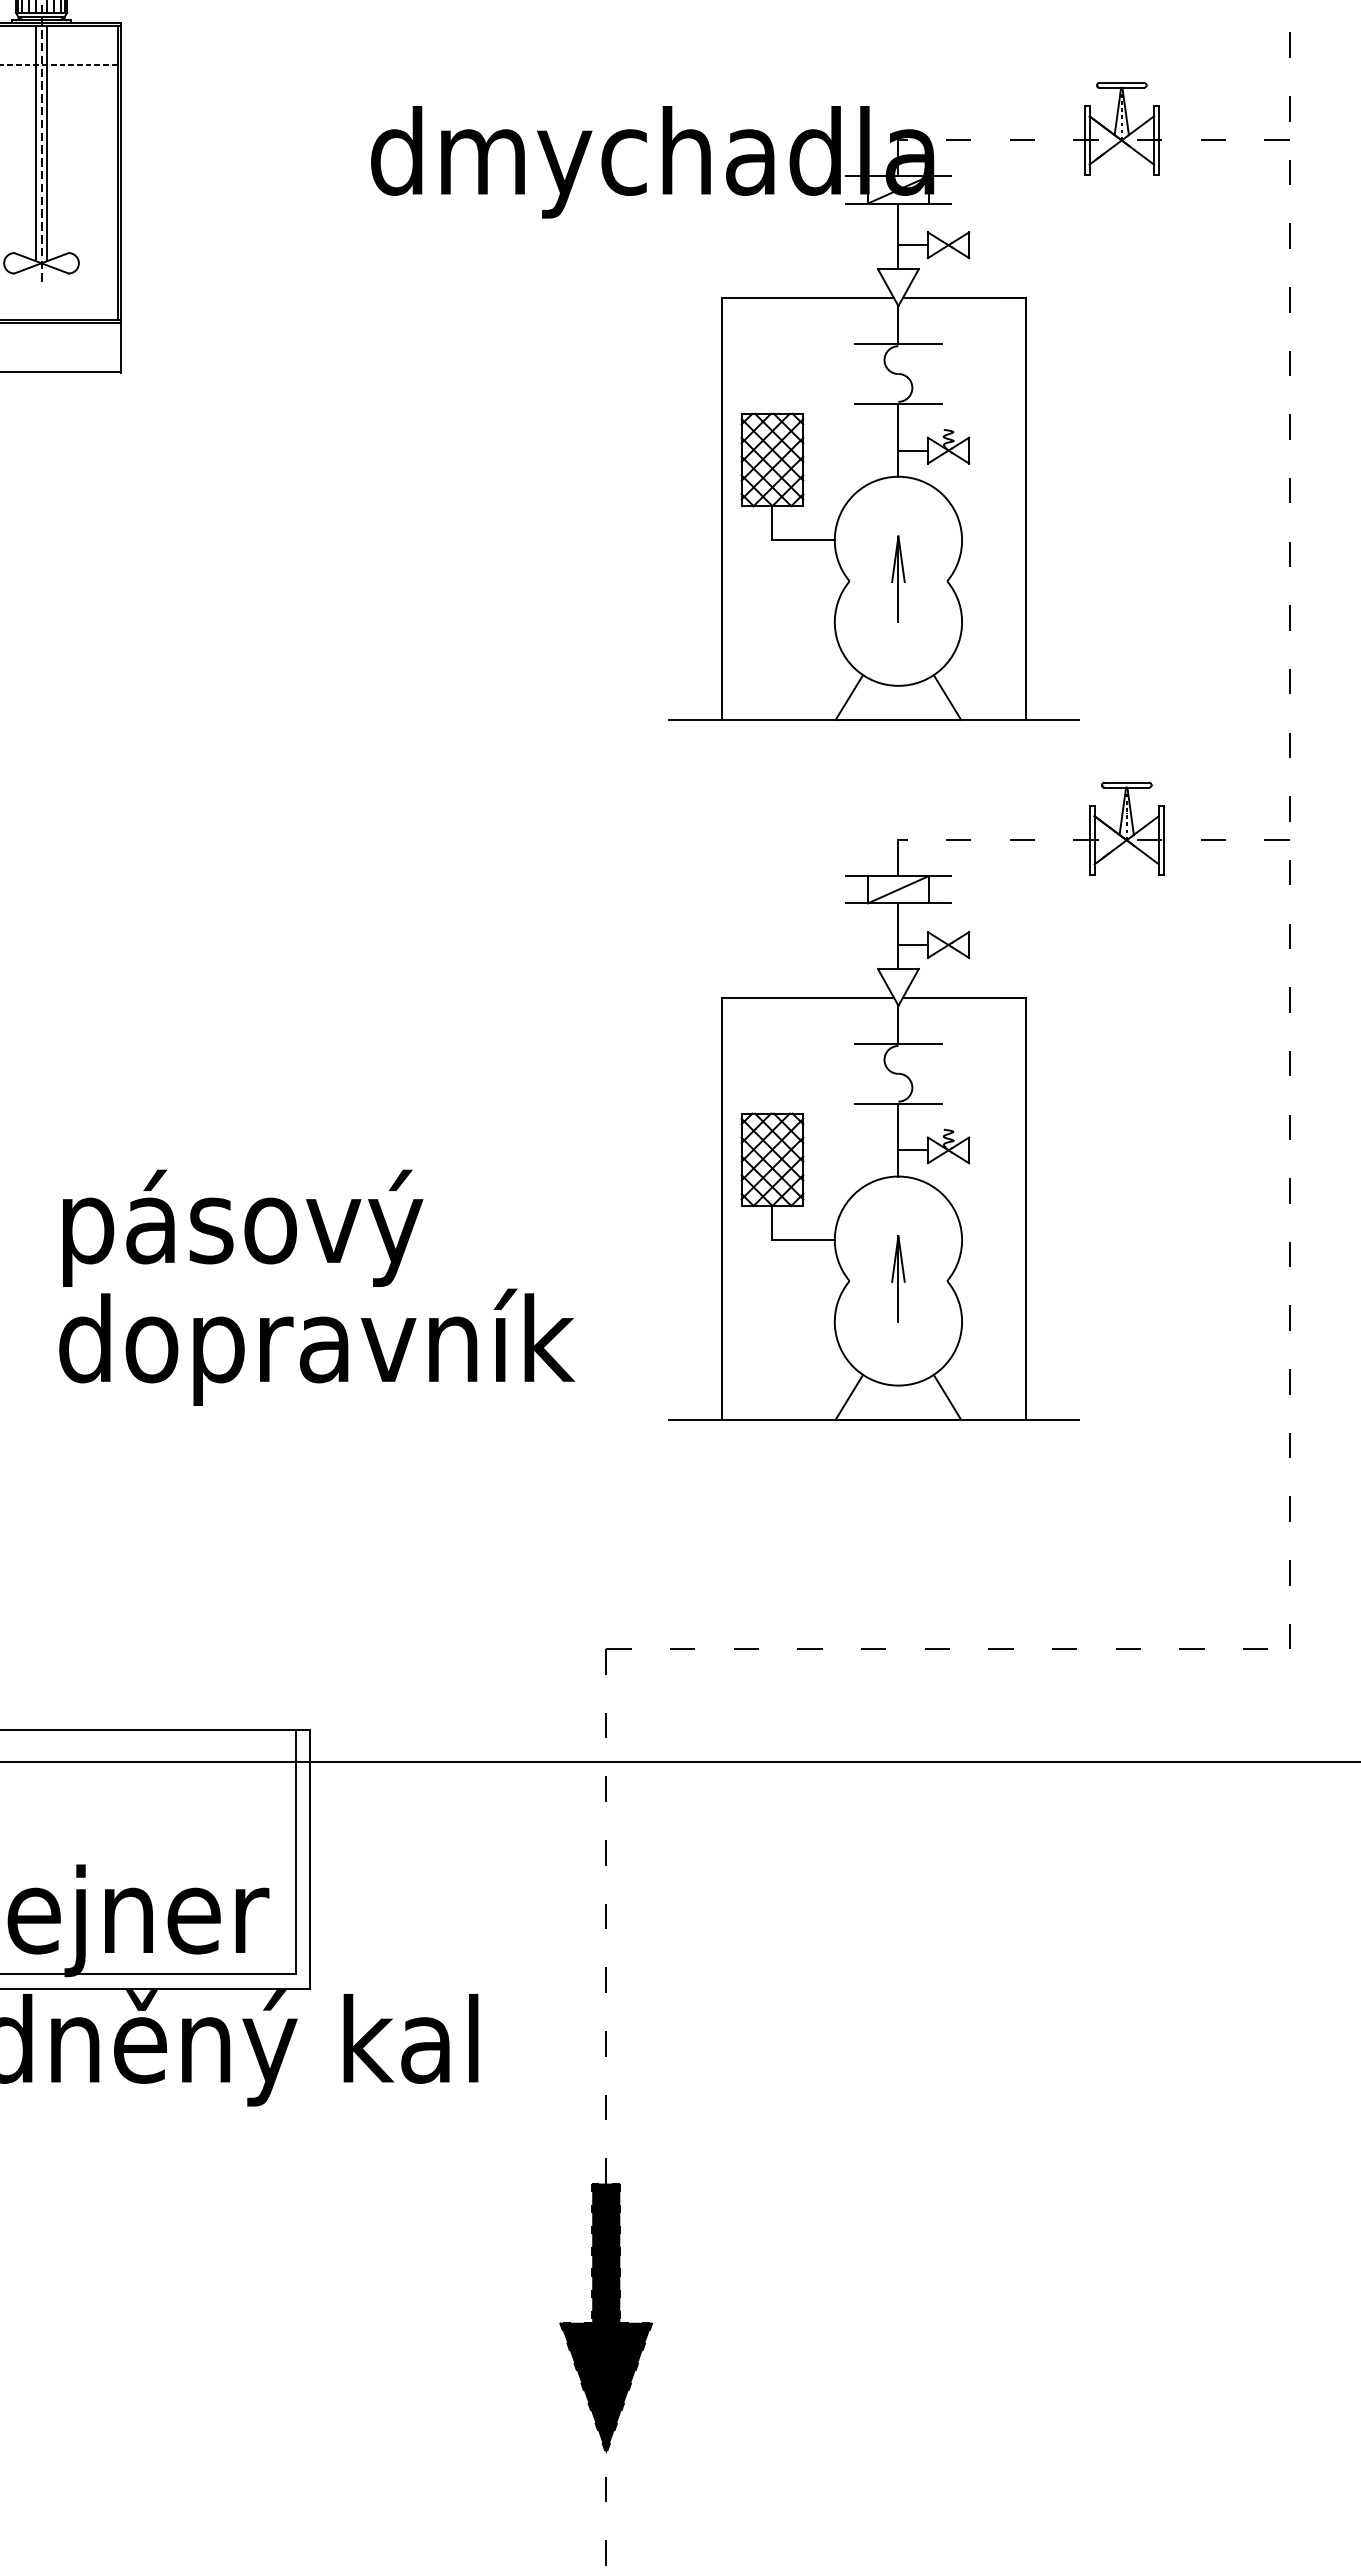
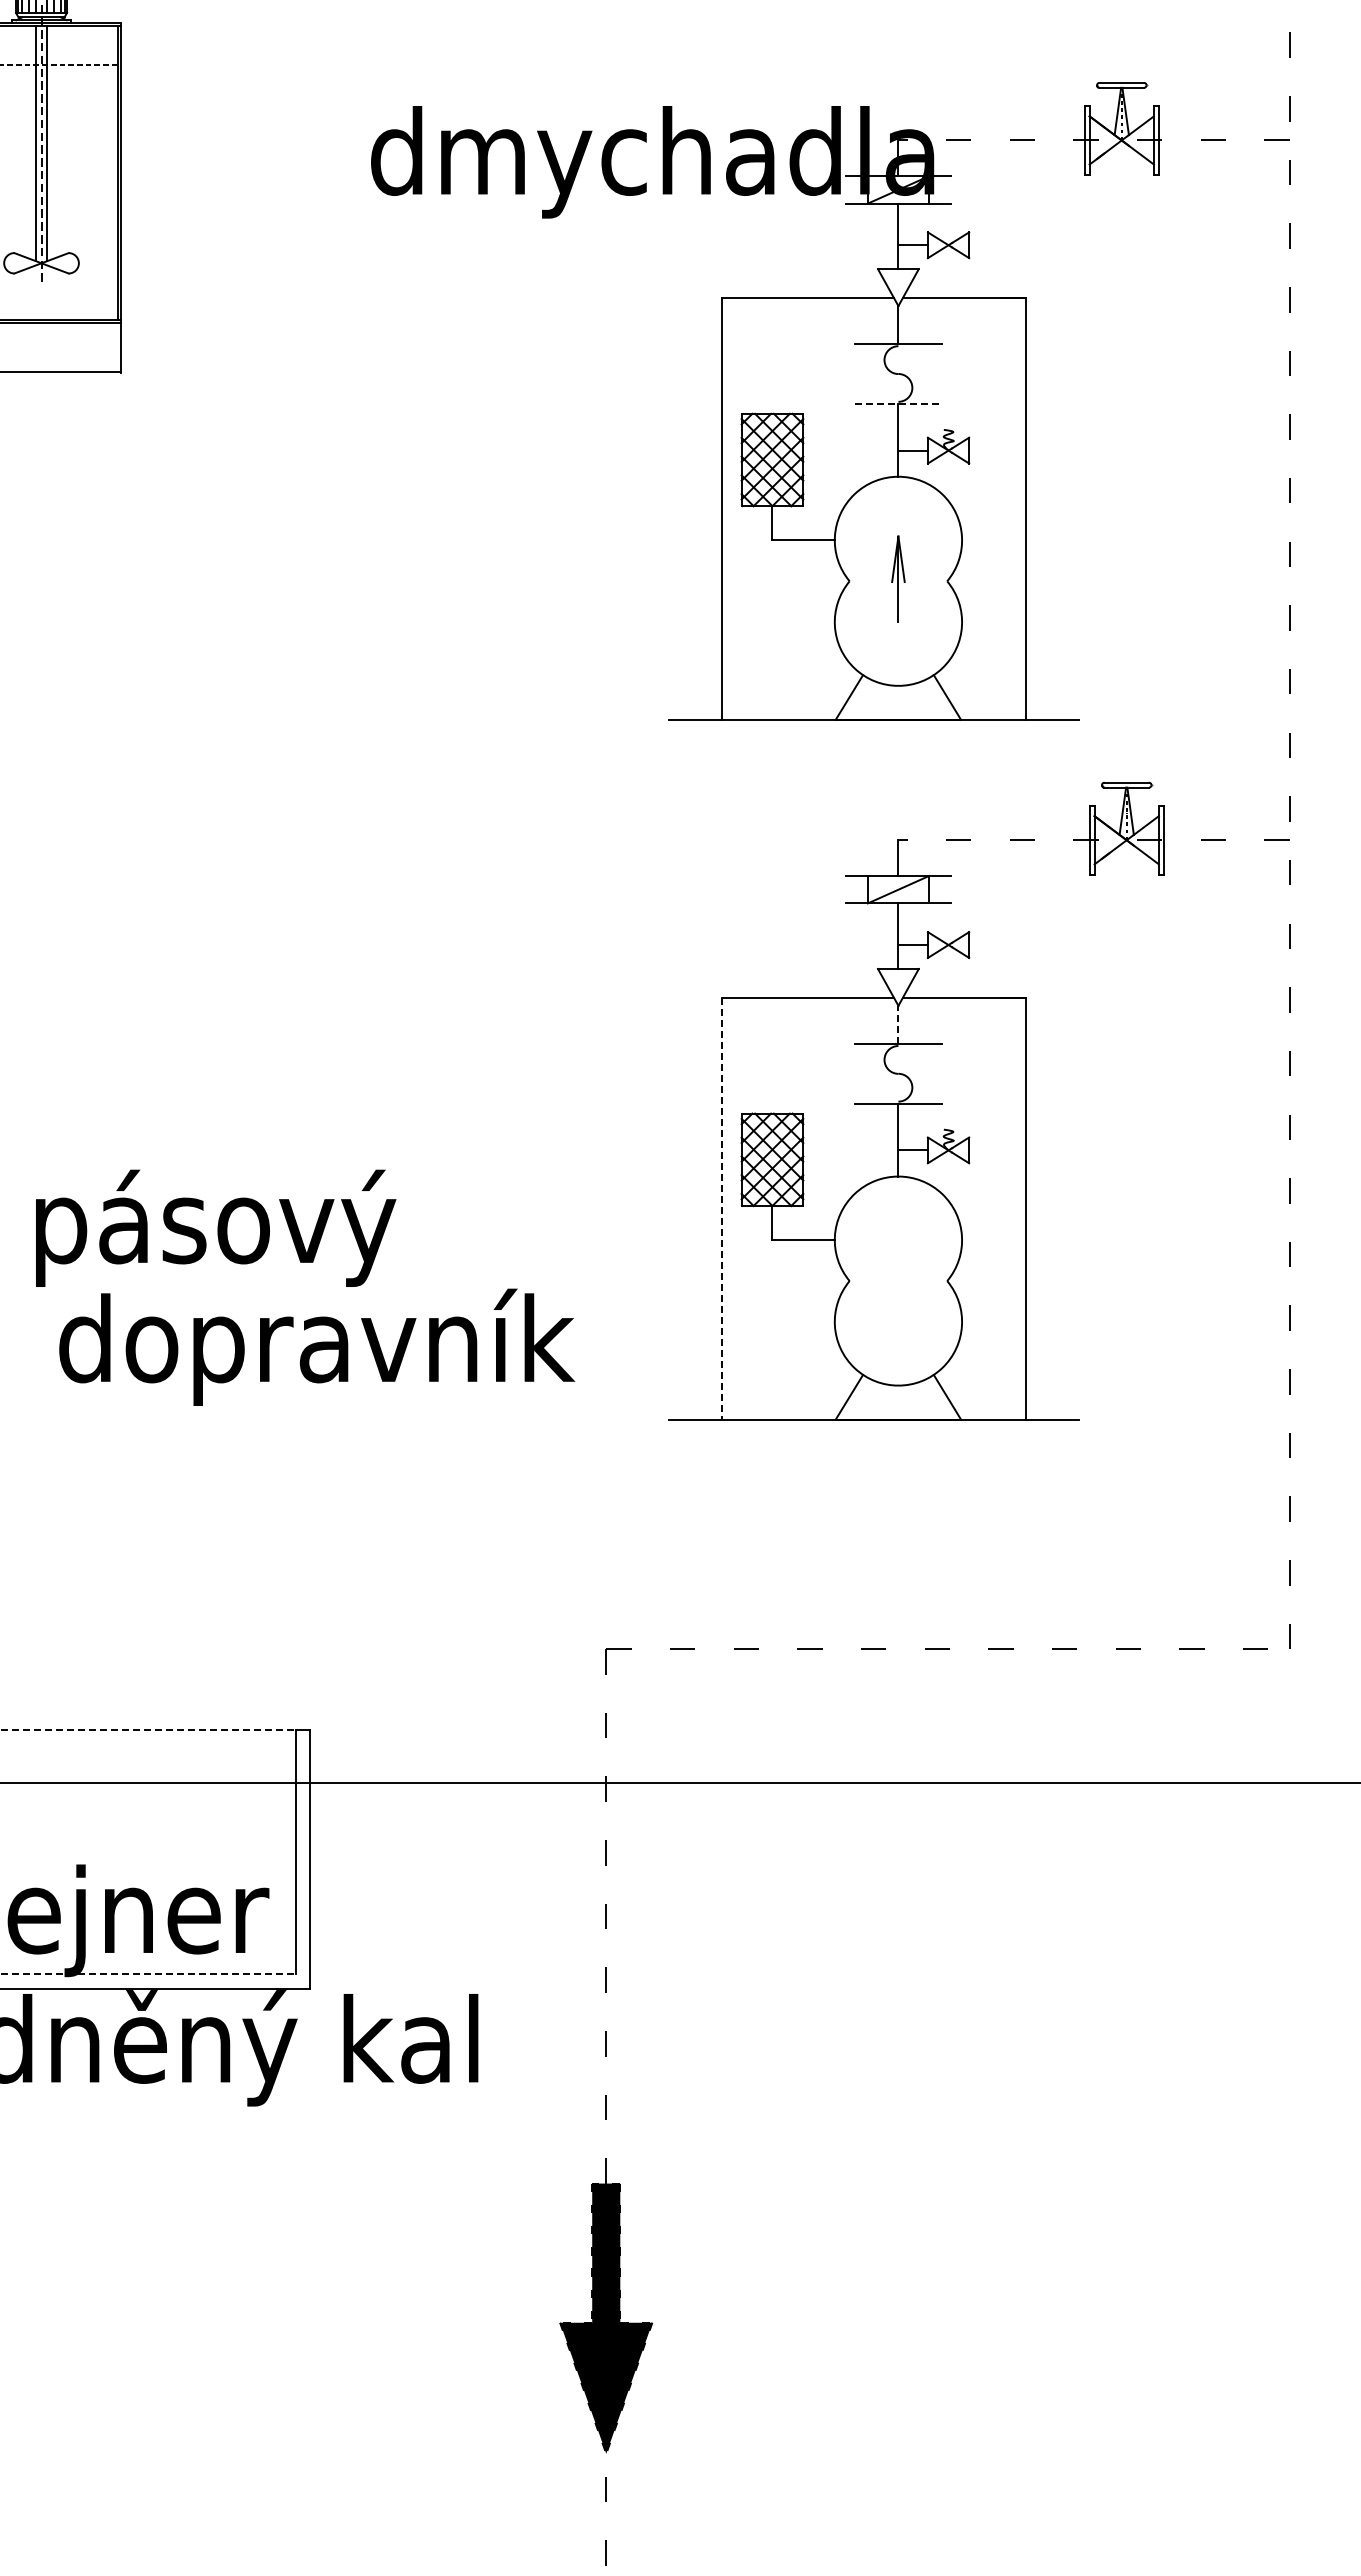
line: solid -> dashed (898, 404)
line: solid -> dashed (898, 1024)
line: solid -> dashed (721, 1208)
text position: (243, 1227) -> (216, 1227) (216, 1227)
part: present -> none (898, 1278)
line: solid -> dashed (148, 1729)
line position: (679, 1761) -> (679, 1782) (679, 1782)
line: solid -> dashed (148, 1974)
